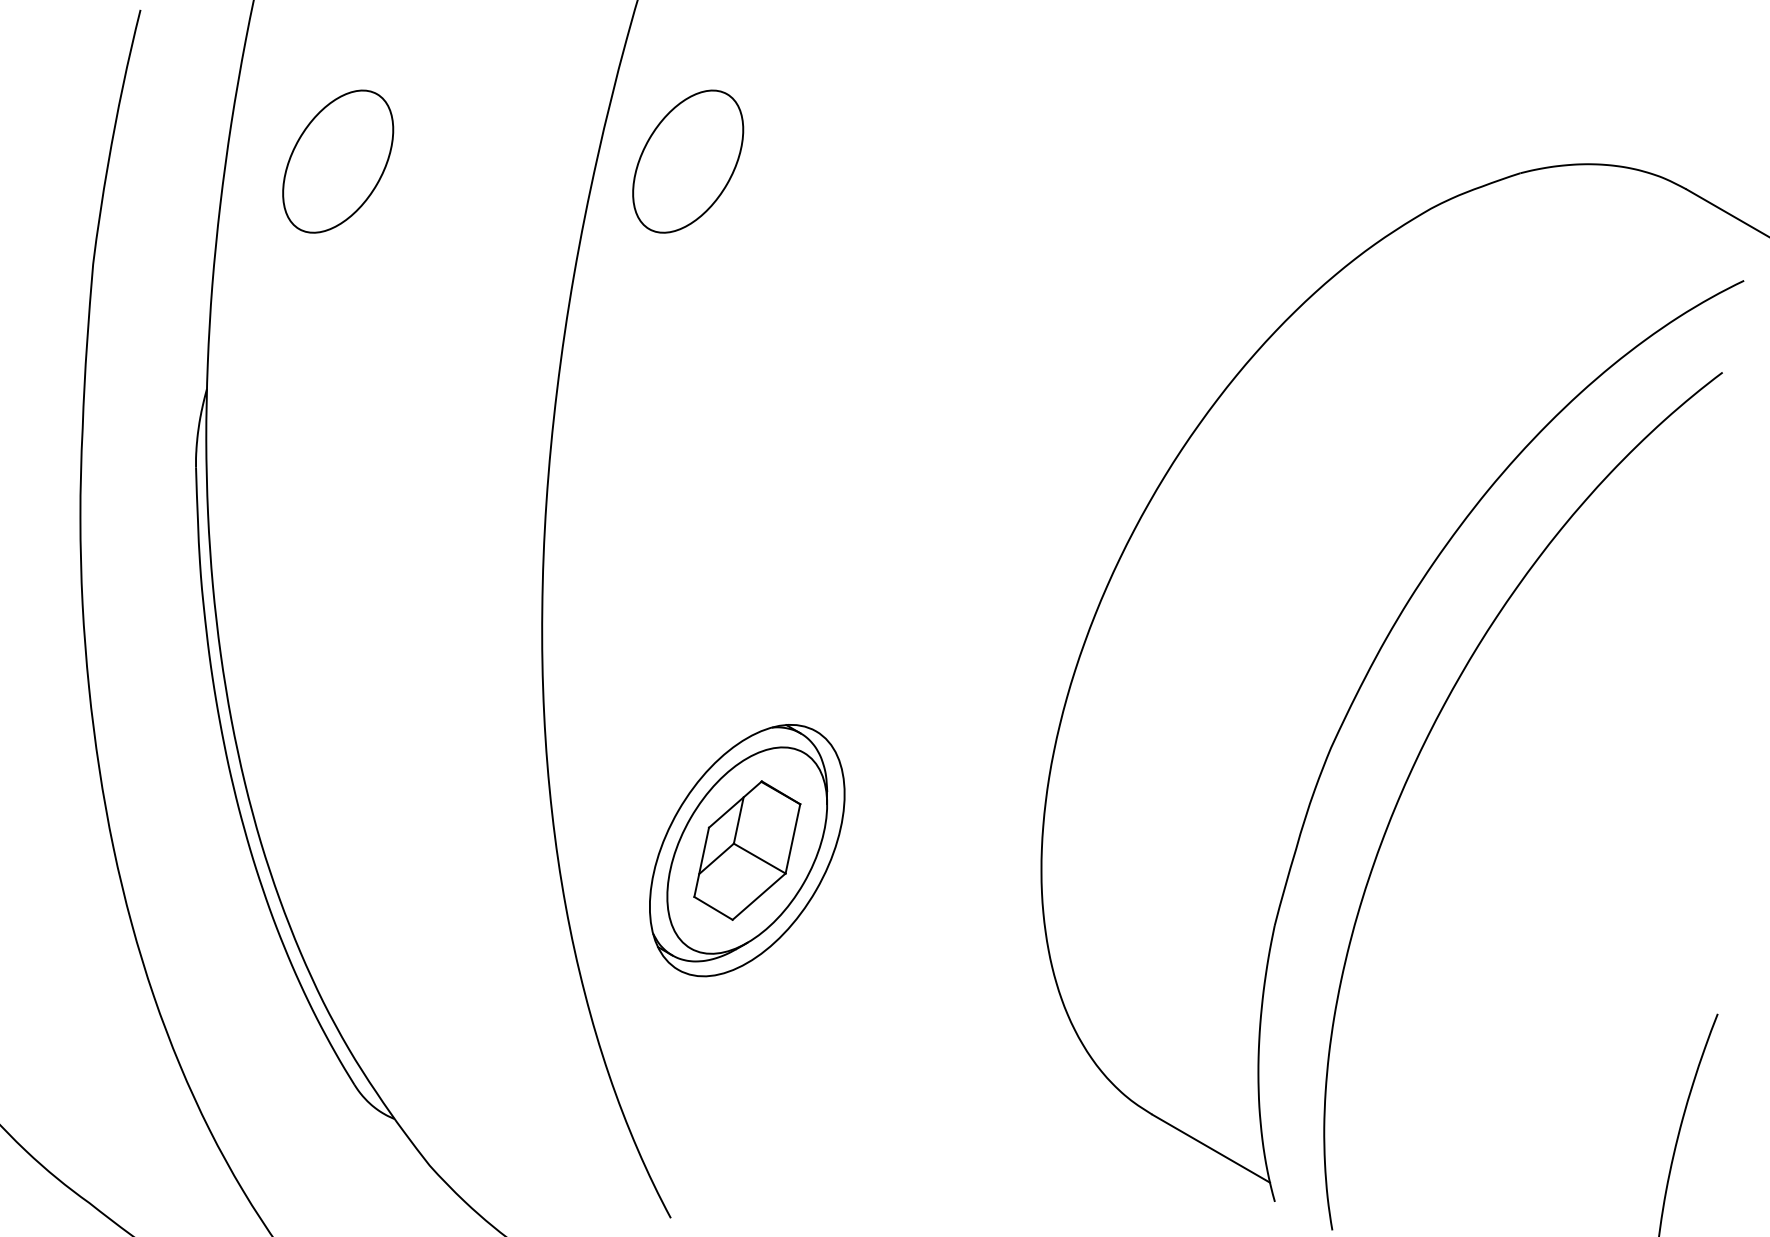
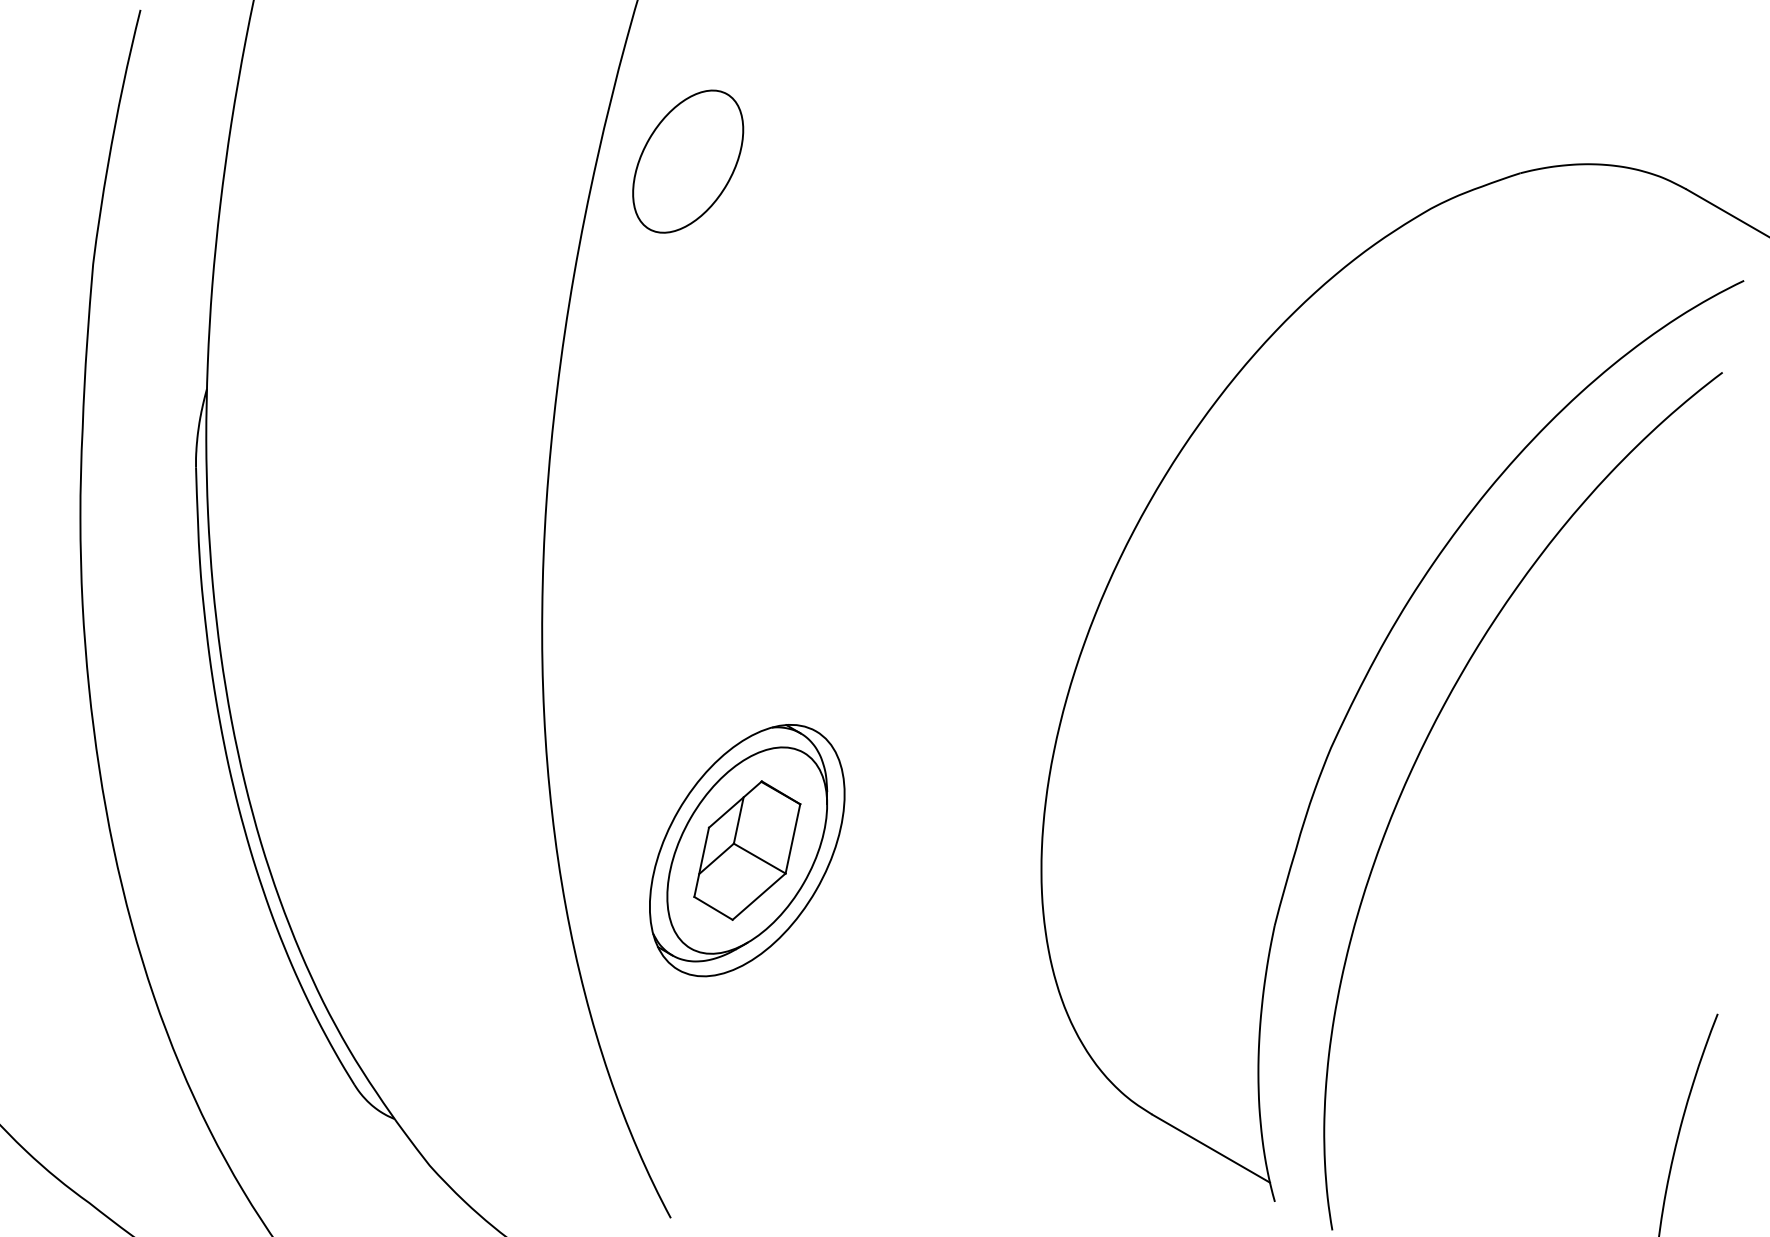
part: present -> none (338, 161)
